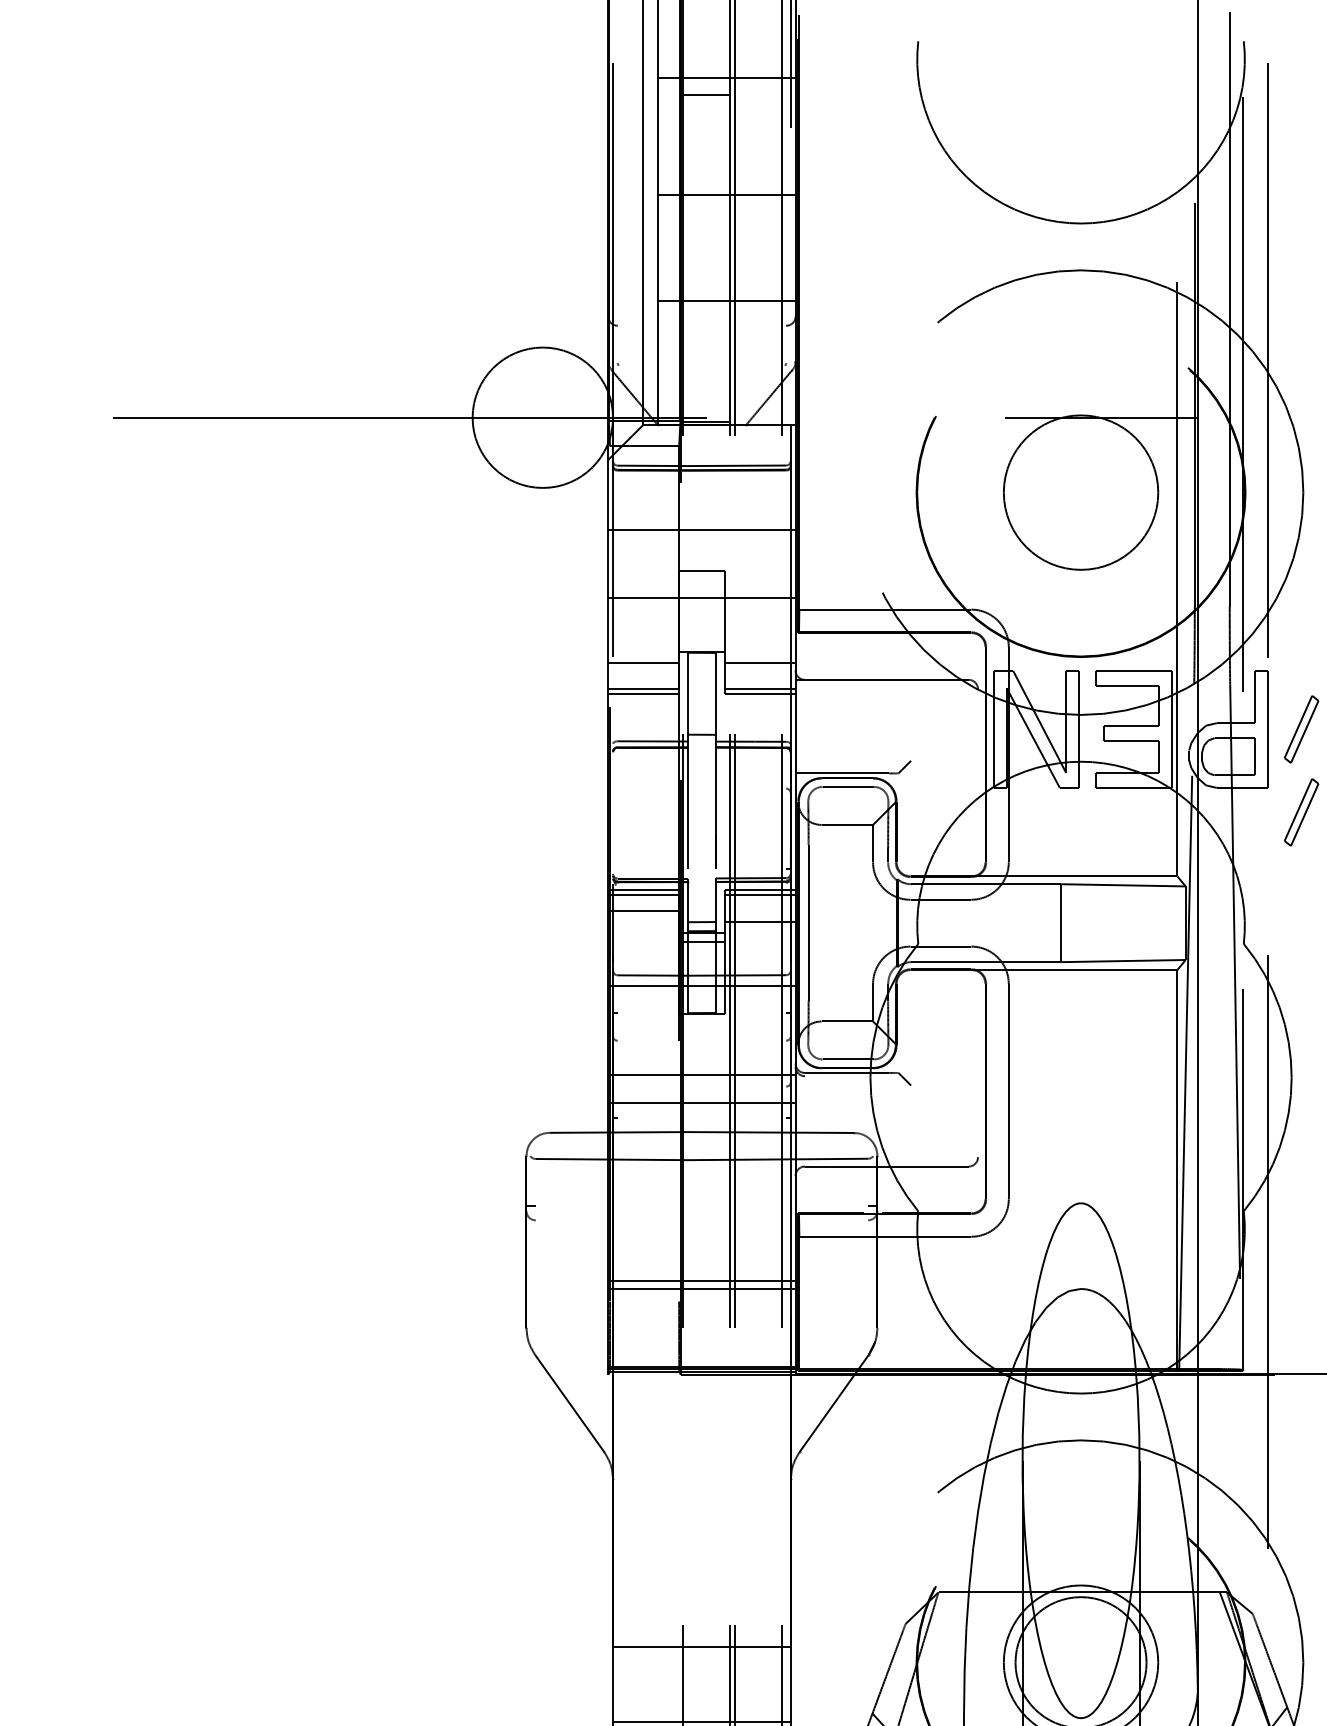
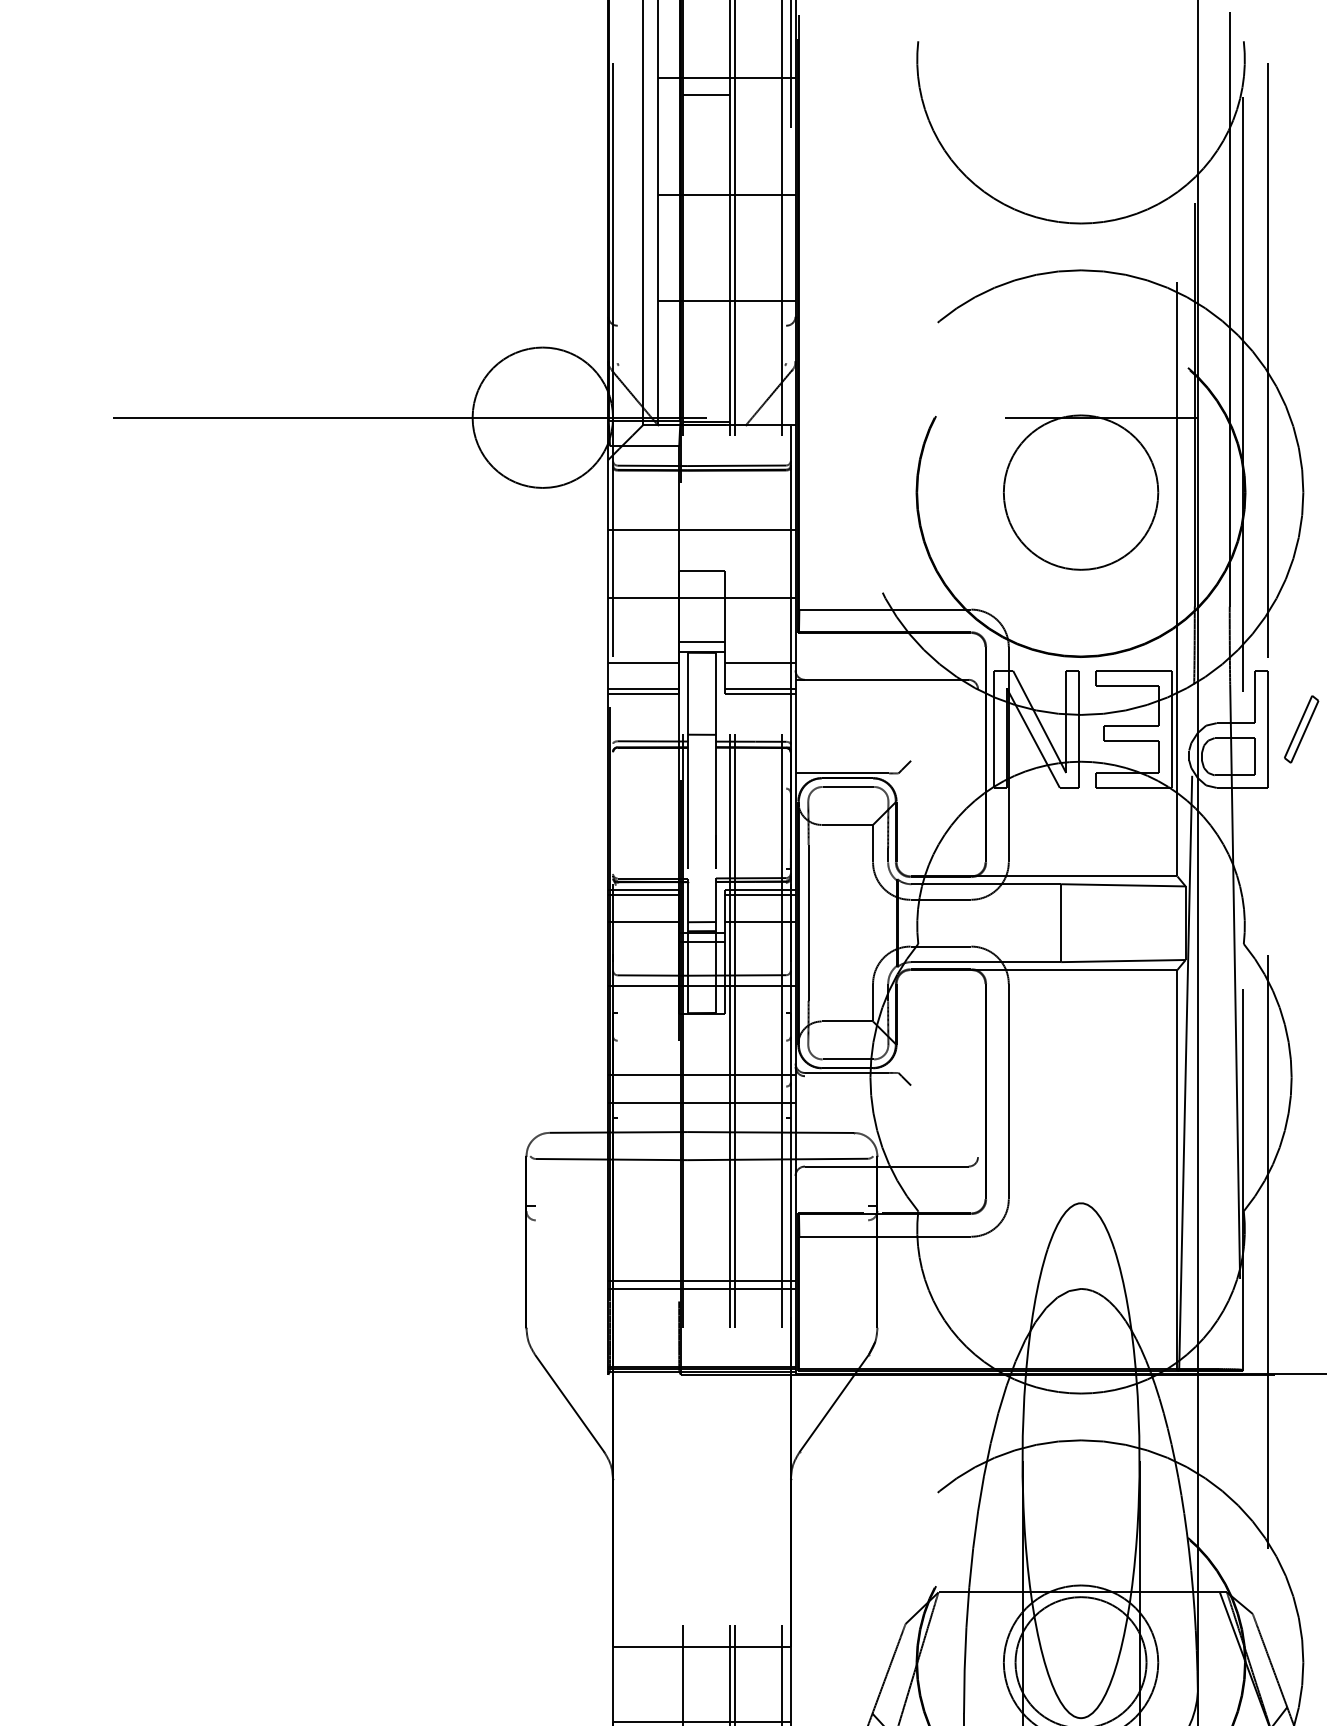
line: none -> present (701, 642)
part: present -> none (1301, 812)
line position: (643, 910) -> (643, 921) (643, 921)
